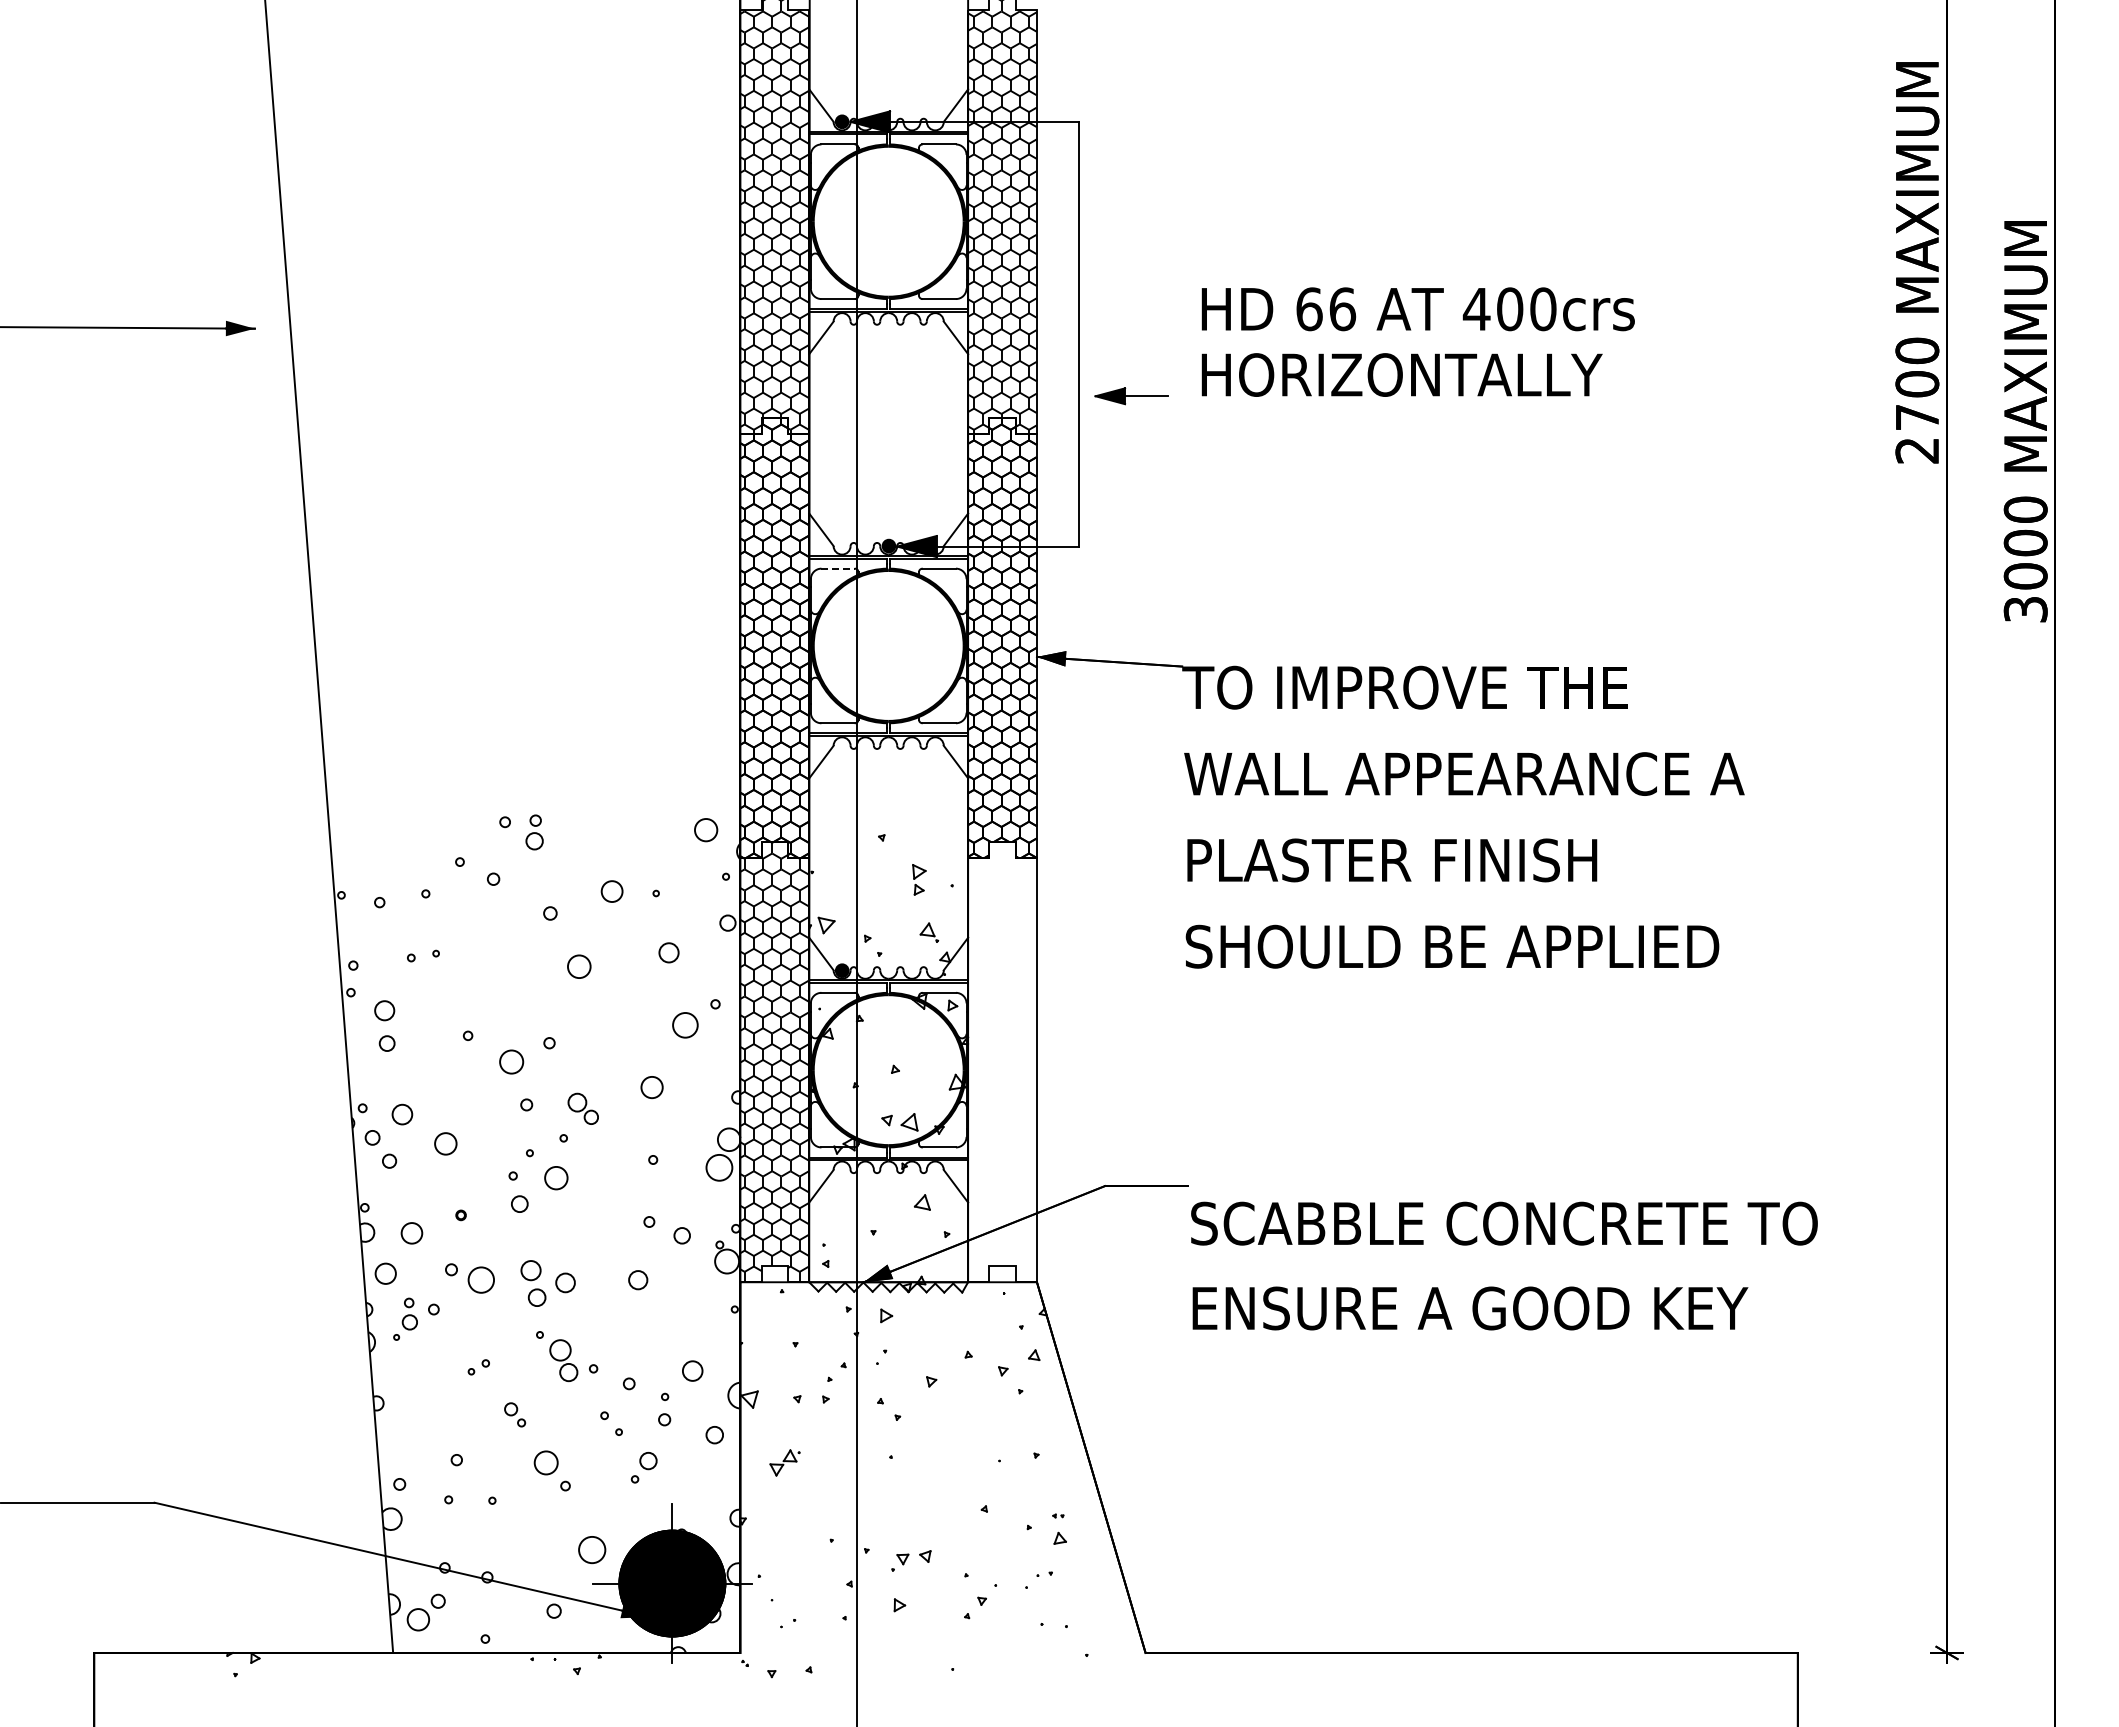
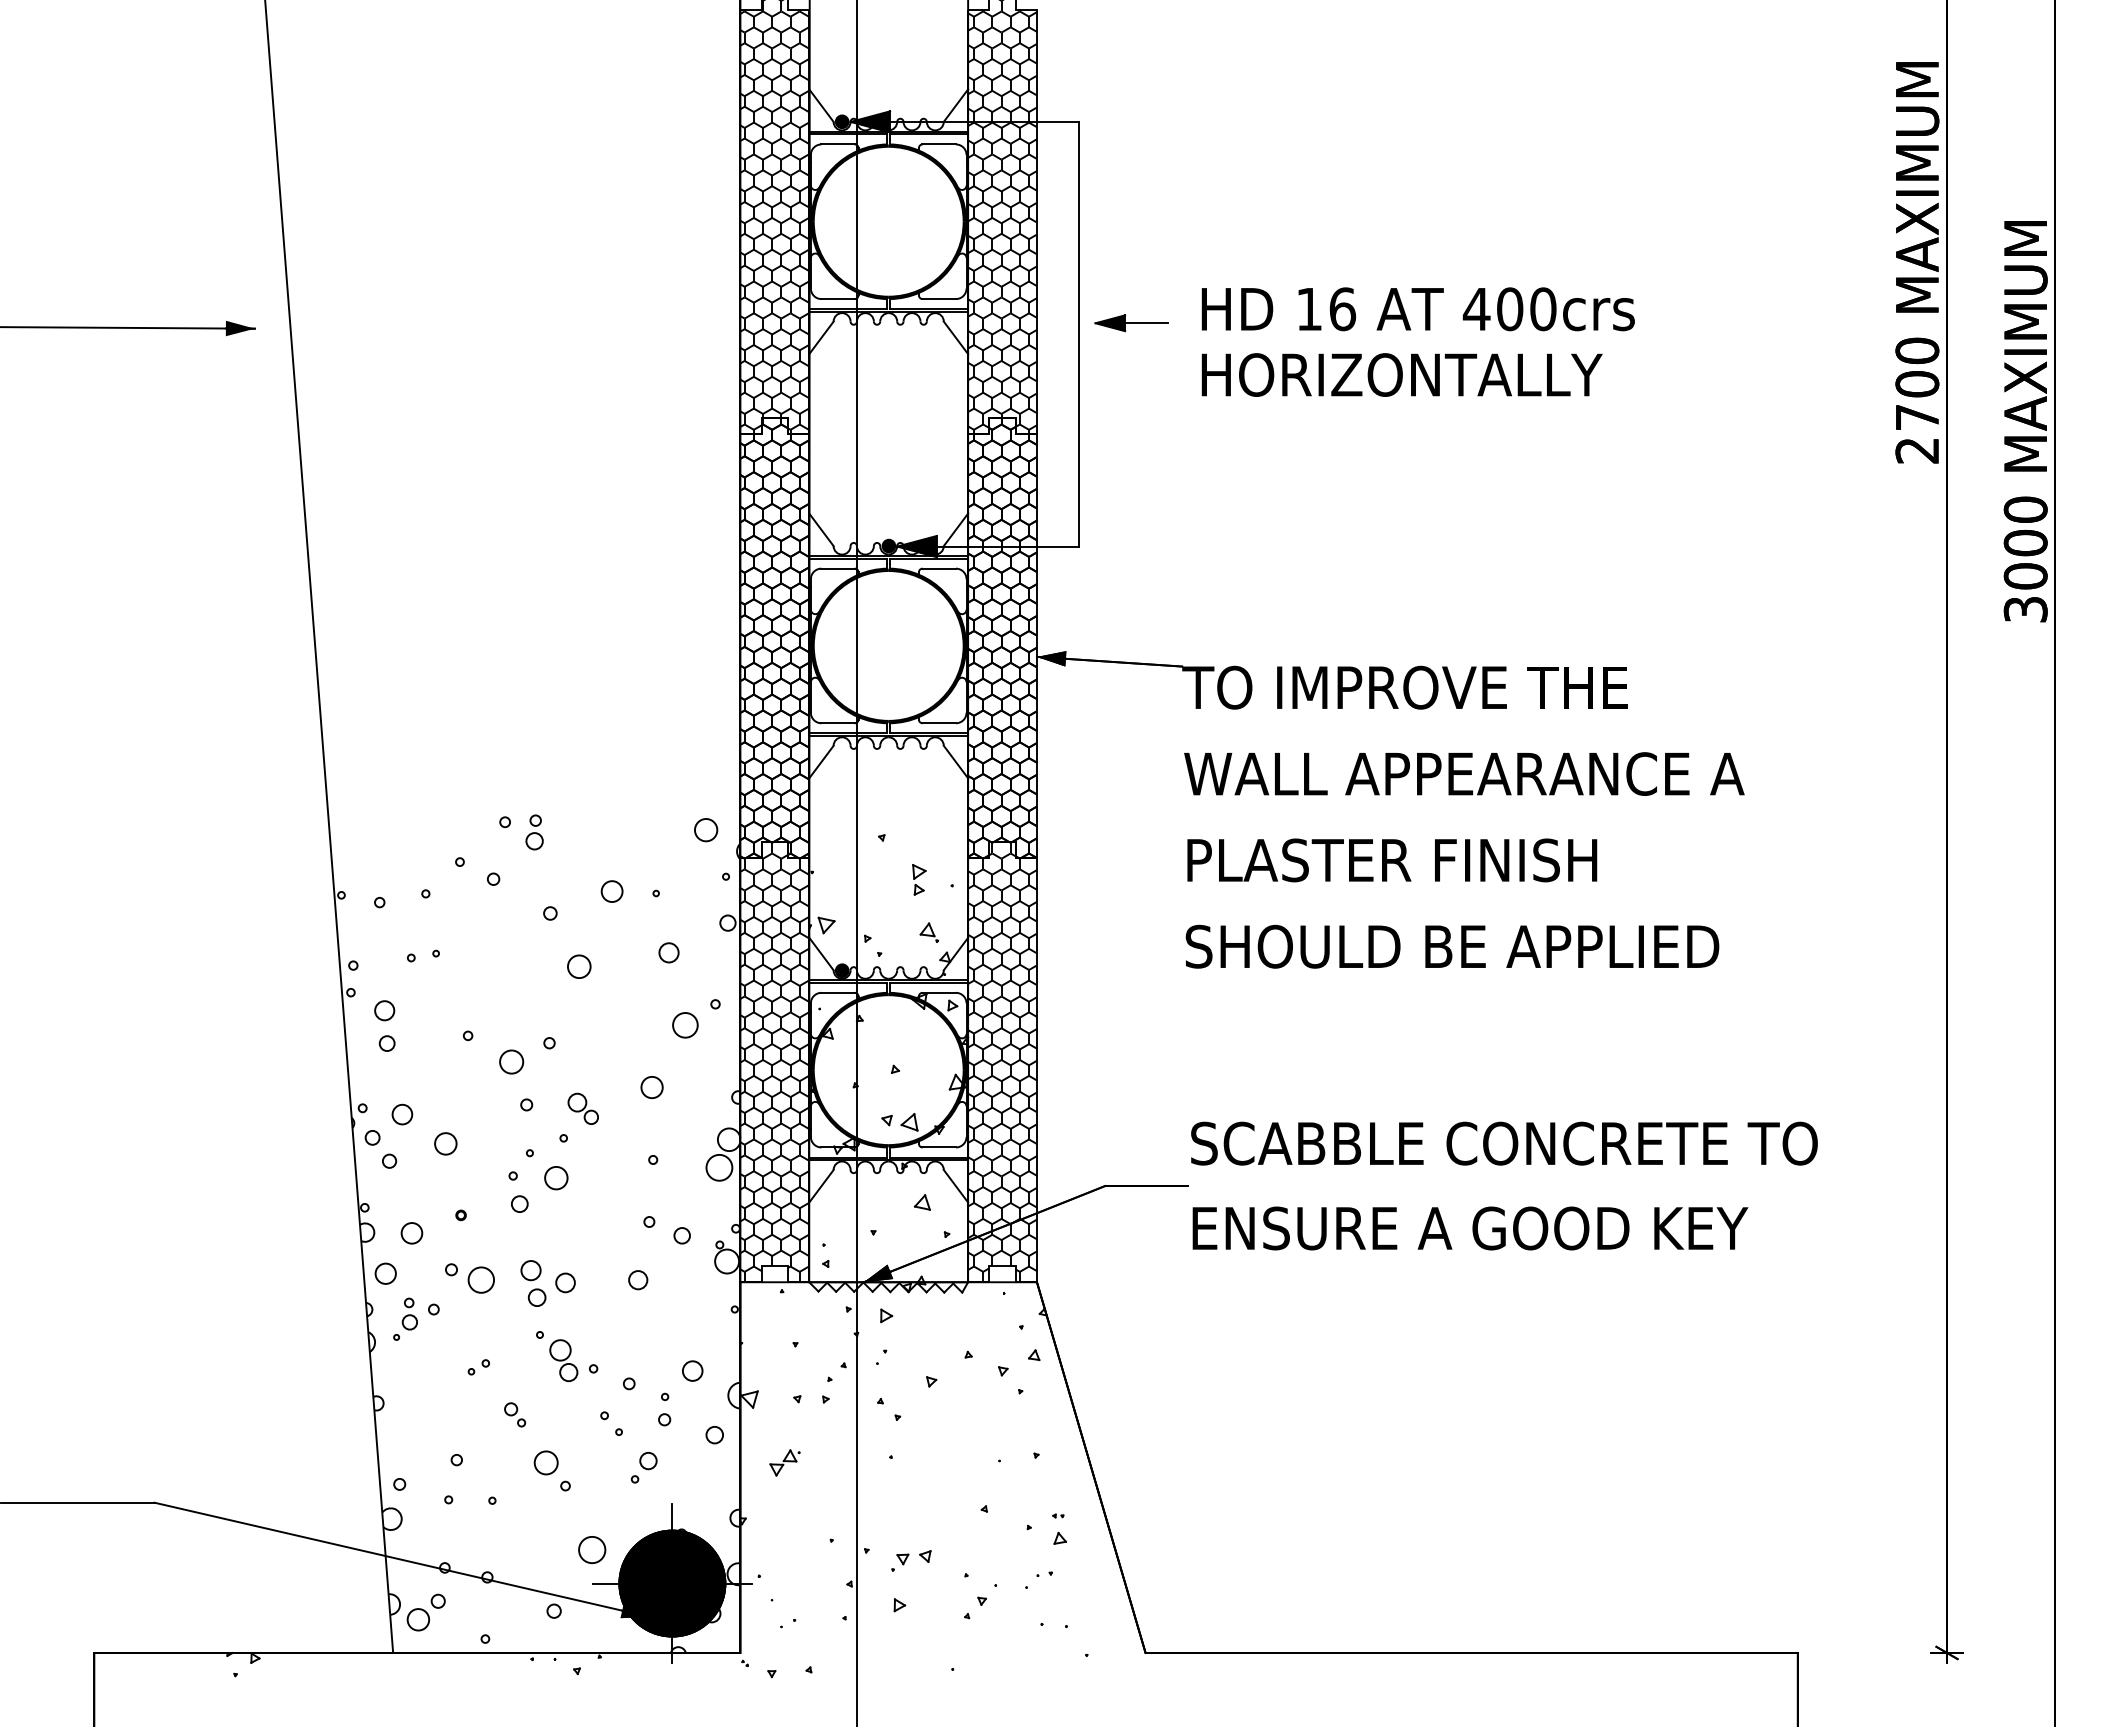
text: 66 -> 16 (1309, 309)
part position: (1131, 396) -> (1131, 323) (1131, 323)
line: dashed -> solid (838, 568)
hatch: none -> present (1002, 1062)
text position: (1504, 1265) -> (1504, 1185) (1504, 1185)
